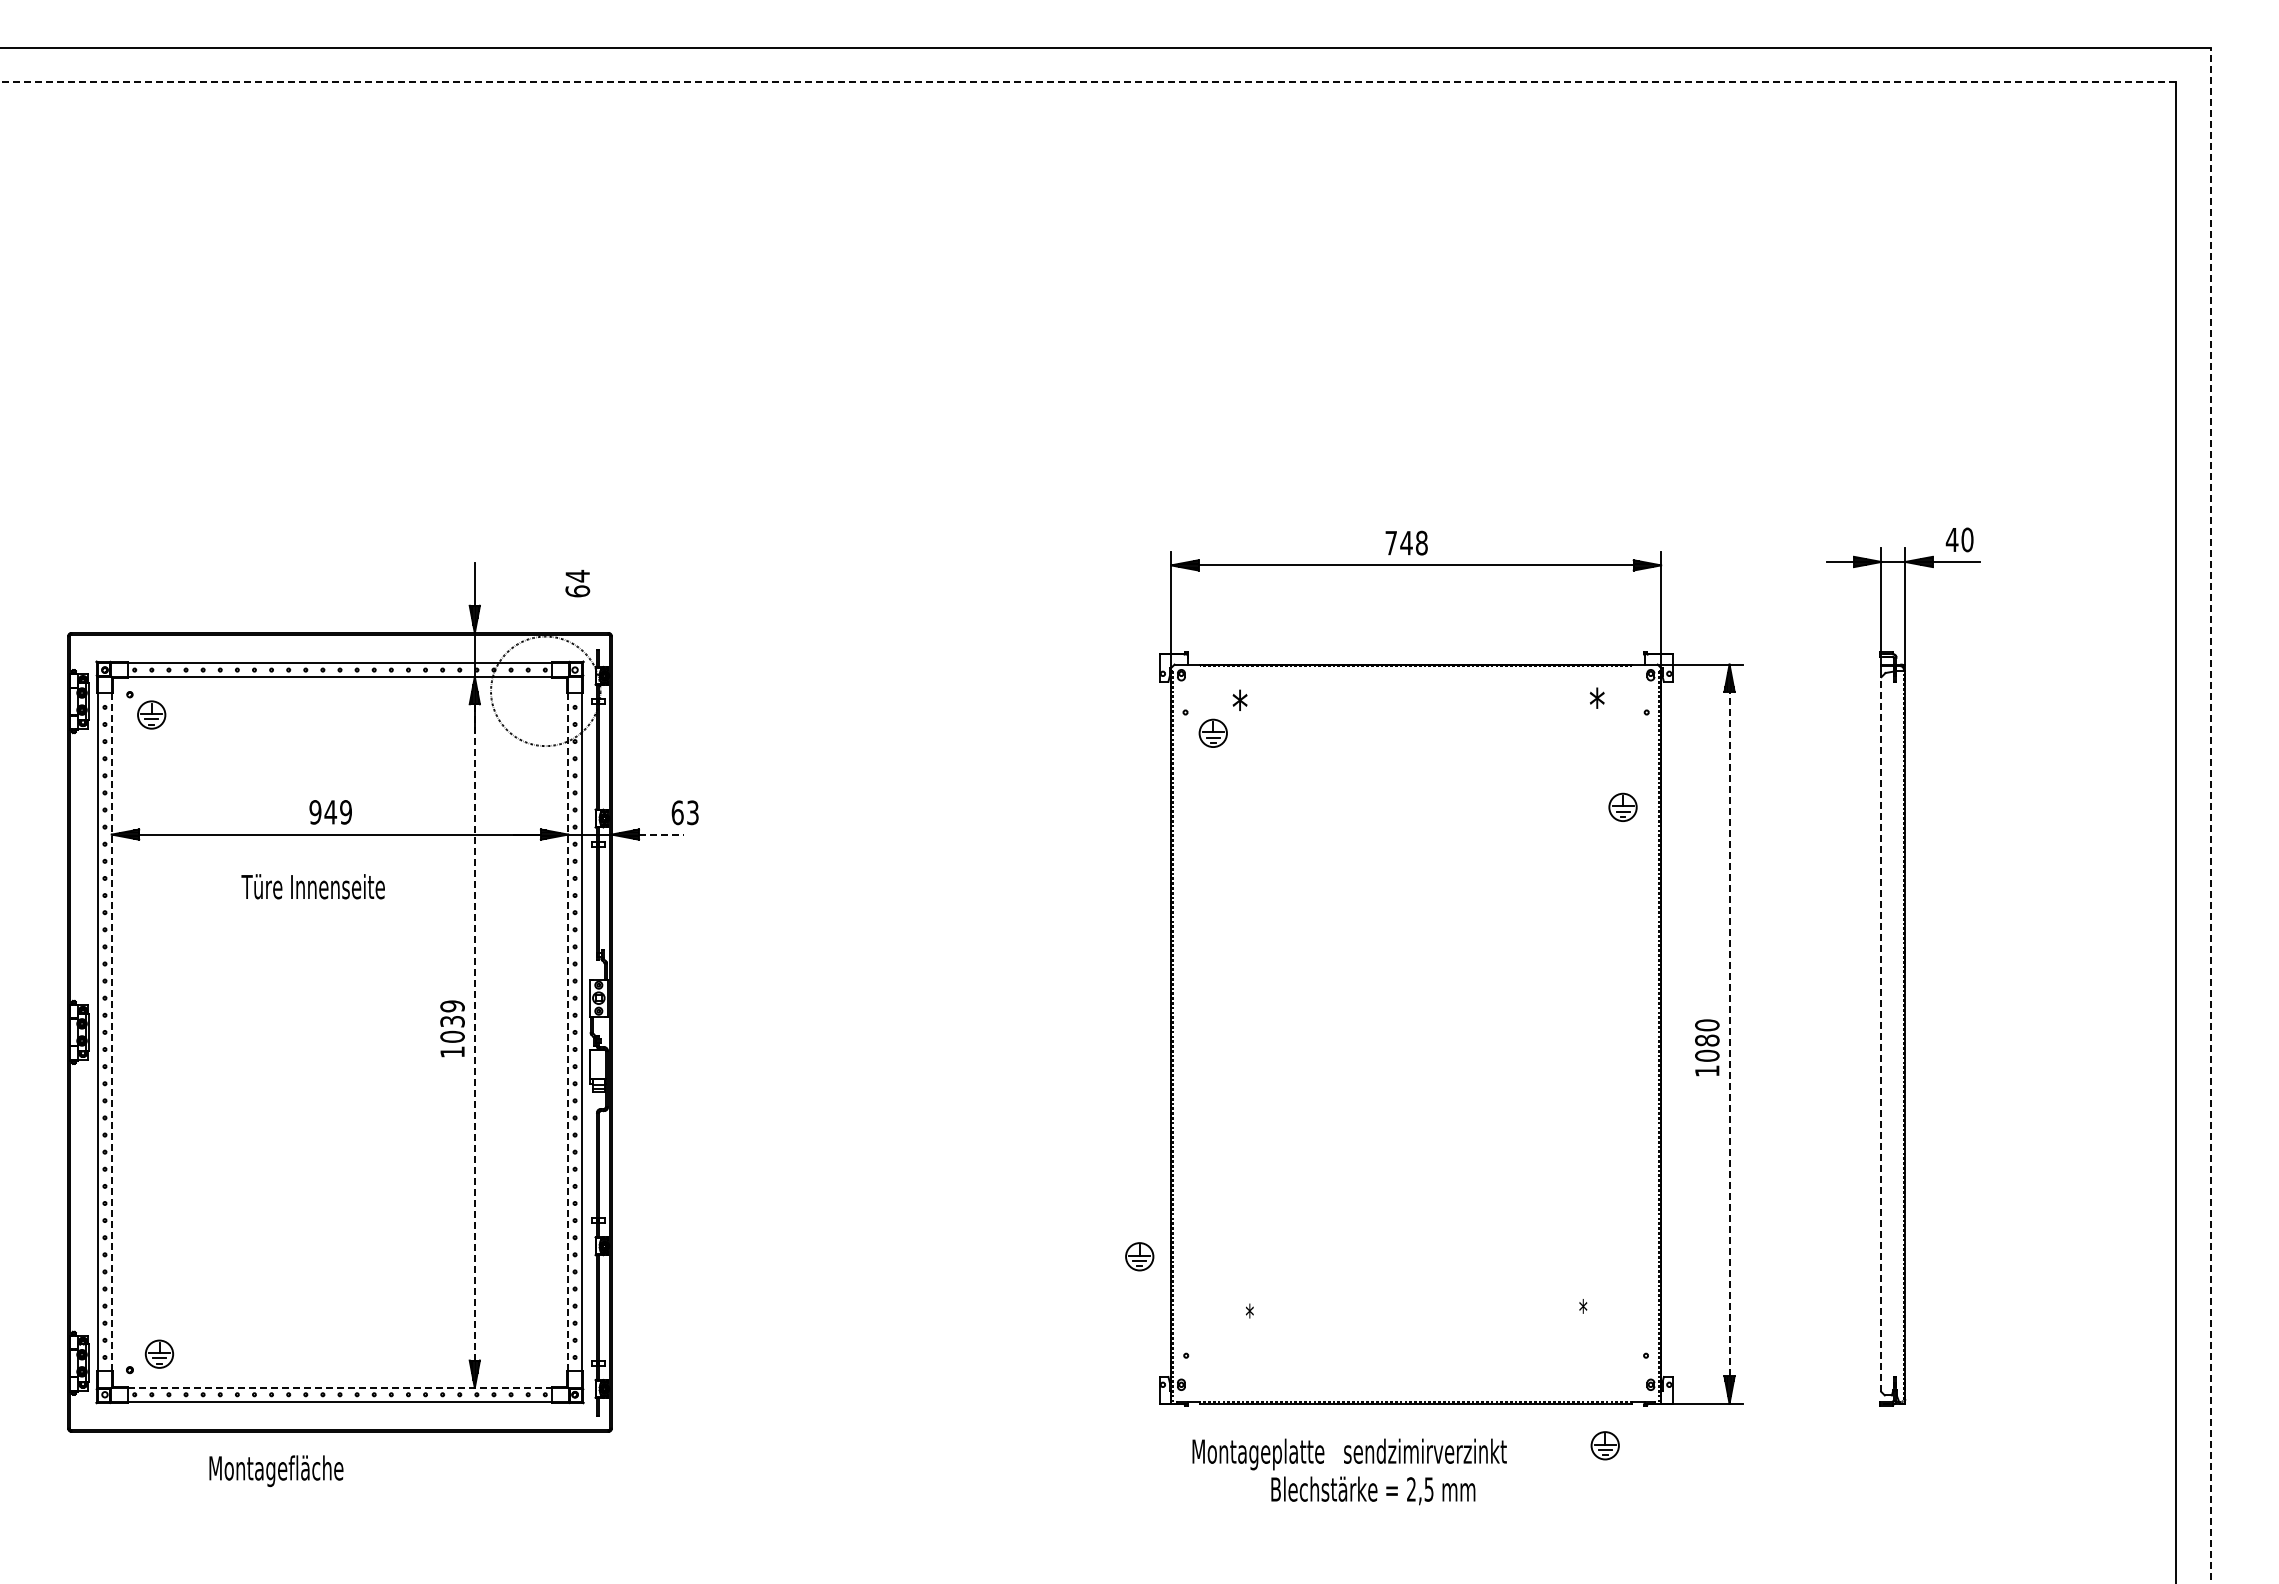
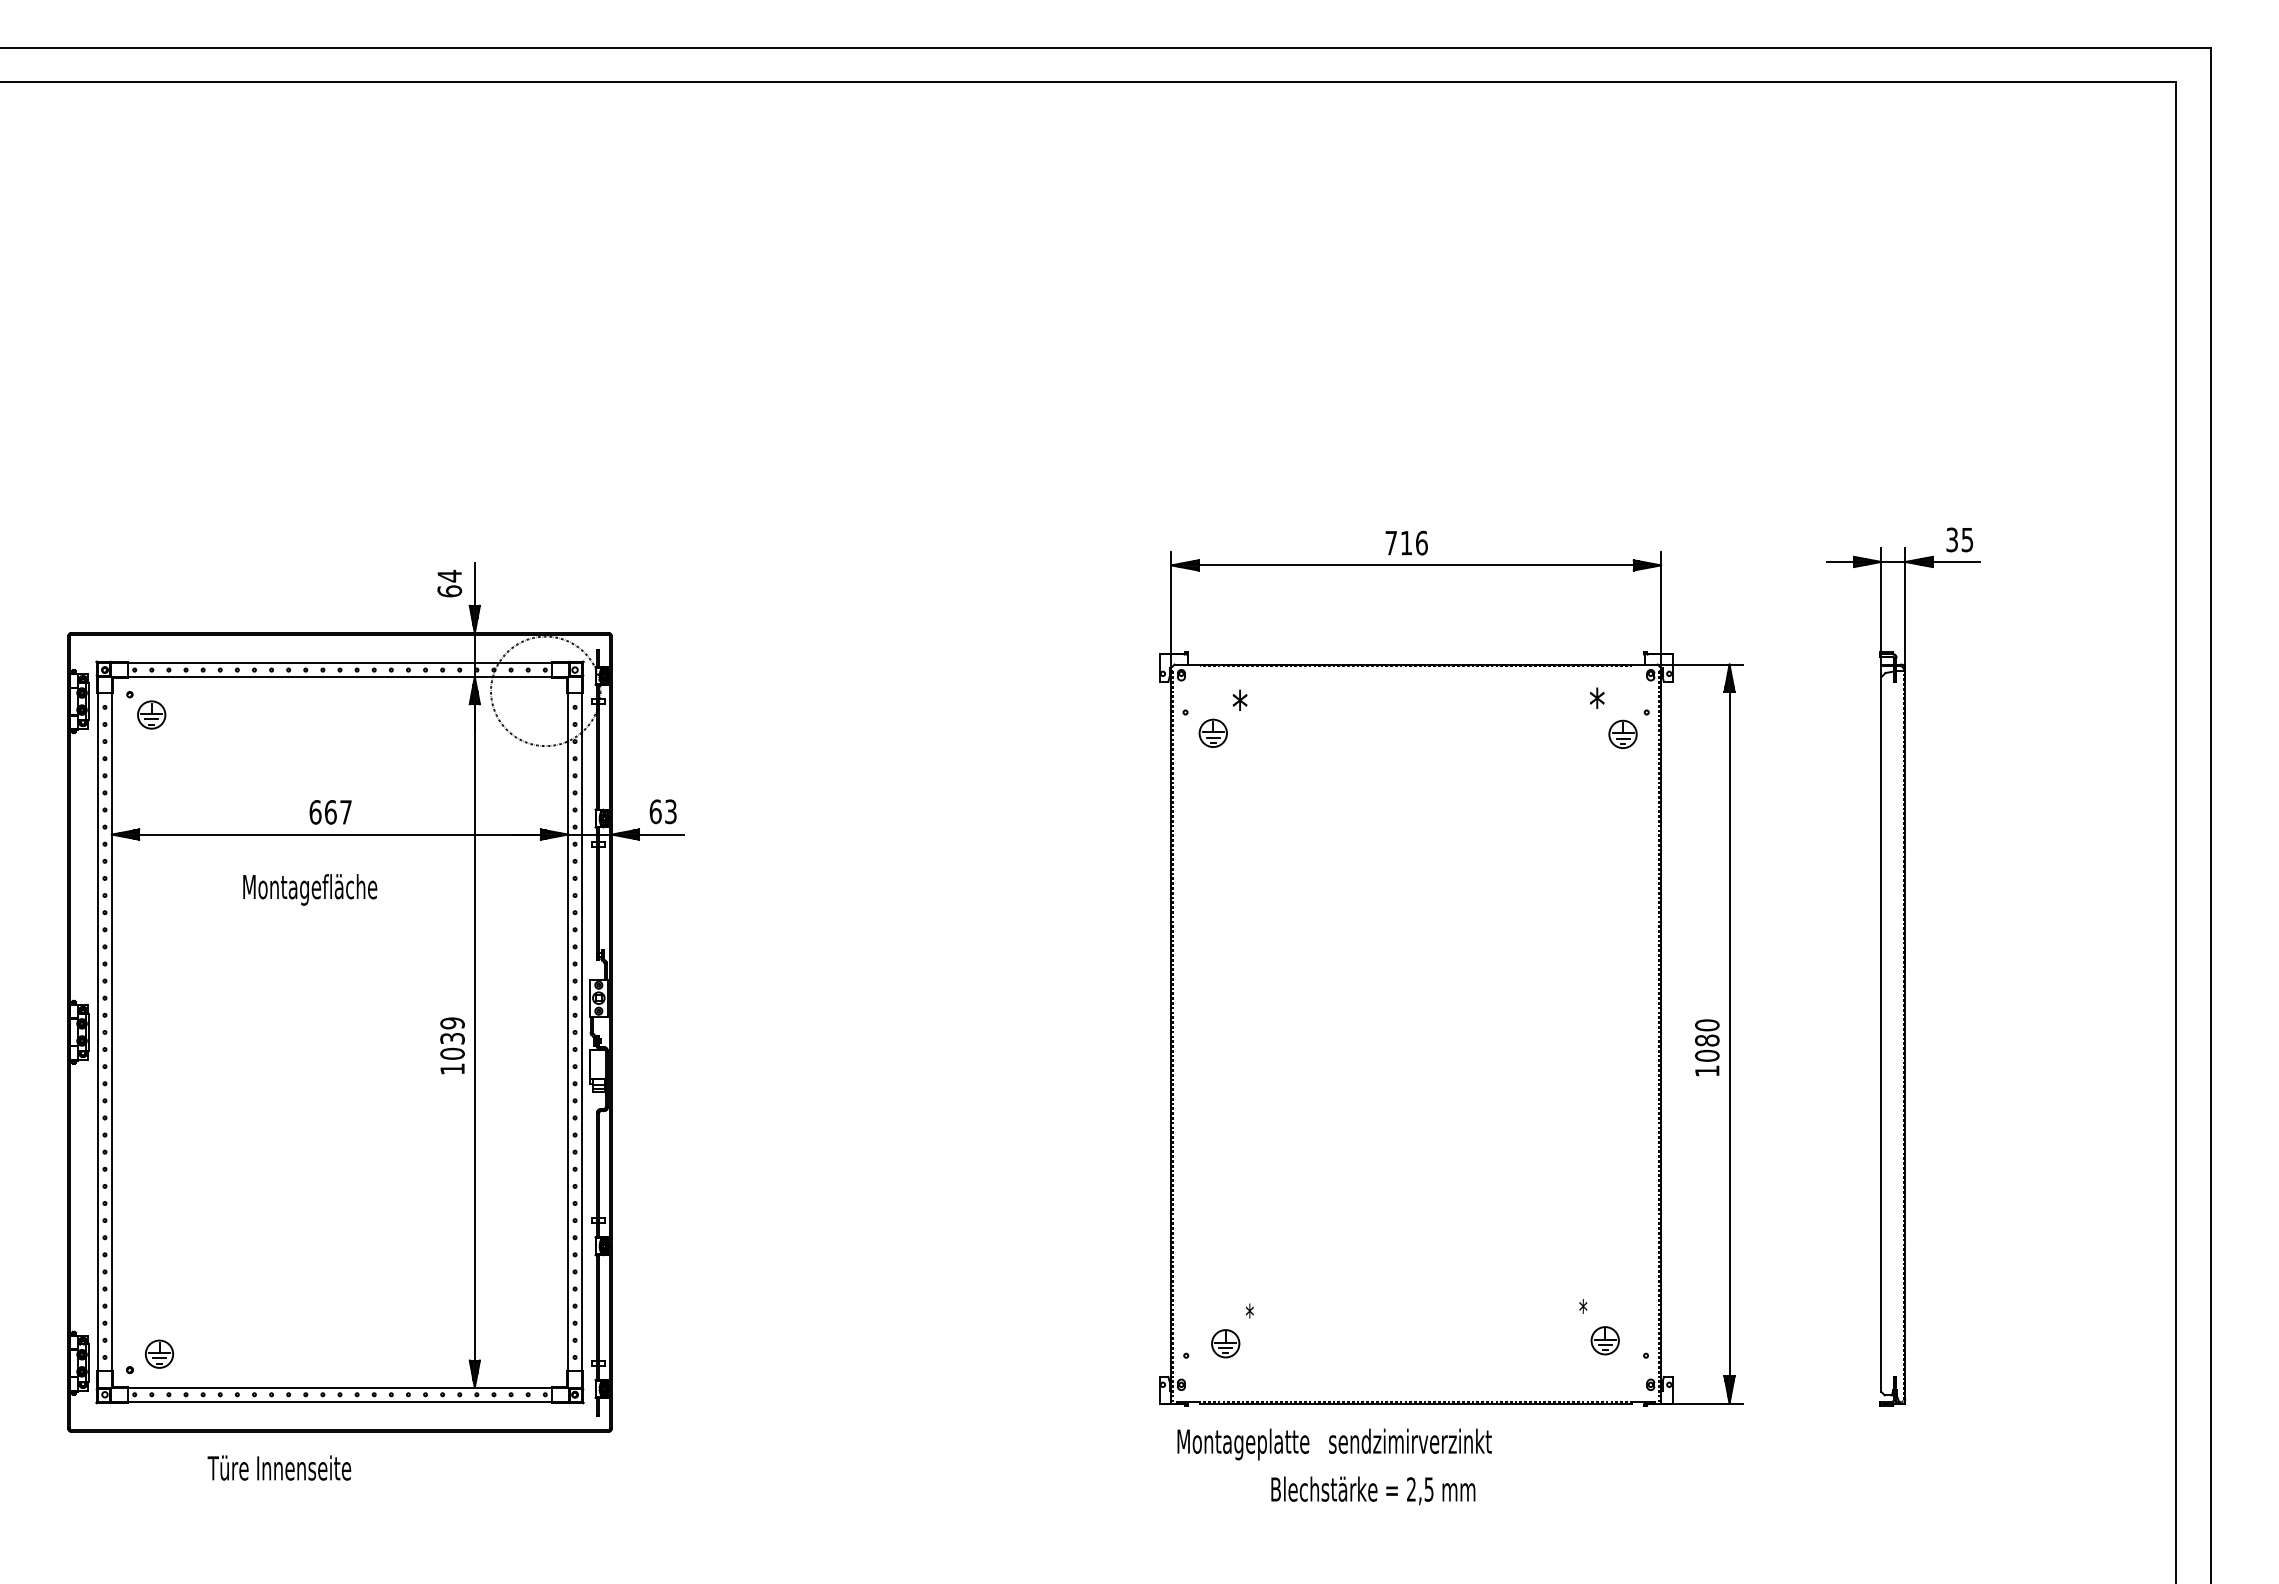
line: dashed -> solid (1088, 81)
text: 40 -> 35 (1959, 539)
text: 748 -> 716 (1413, 542)
text position: (577, 583) -> (449, 583) (449, 583)
part position: (1622, 806) -> (1622, 733) (1622, 733)
text: 949 -> 667 (330, 812)
text position: (684, 812) -> (662, 811) (662, 811)
line: dashed -> solid (2210, 815)
line: dashed -> solid (661, 834)
text: Türe Innenseite -> Montagefläche (312, 889)
text position: (452, 1028) -> (452, 1045) (452, 1045)
line: dashed -> solid (111, 1031)
line: dashed -> solid (474, 1031)
line: dashed -> solid (568, 1031)
line: dashed -> solid (1729, 1033)
line: dashed -> solid (1881, 1034)
part position: (1139, 1256) -> (1225, 1343) (1225, 1343)
line: dashed -> solid (340, 1387)
part position: (1604, 1445) -> (1604, 1340) (1604, 1340)
text position: (1349, 1454) -> (1334, 1444) (1334, 1444)
text: Montagefläche -> Türe Innenseite (279, 1471)
